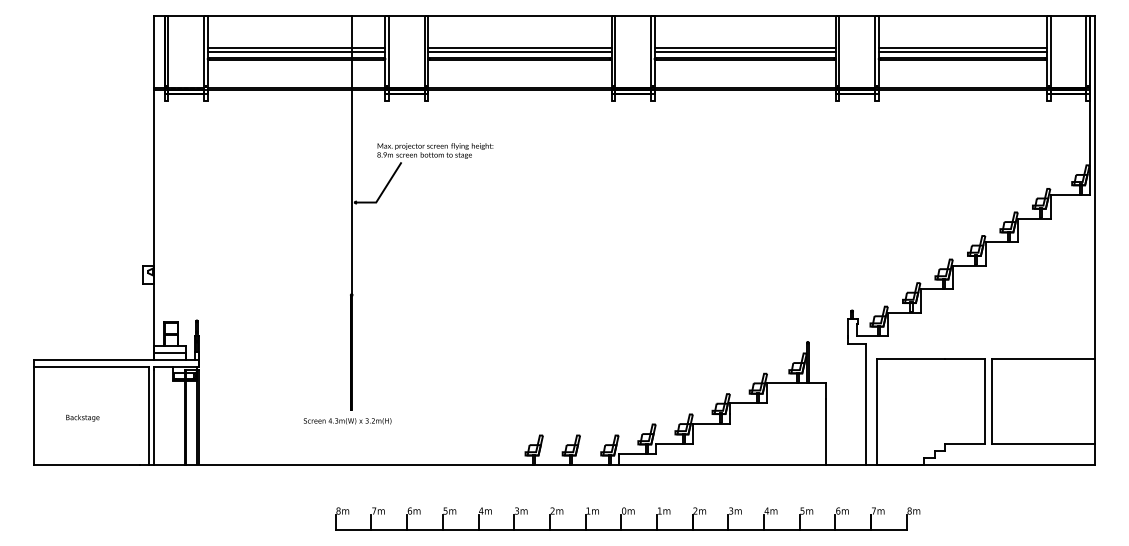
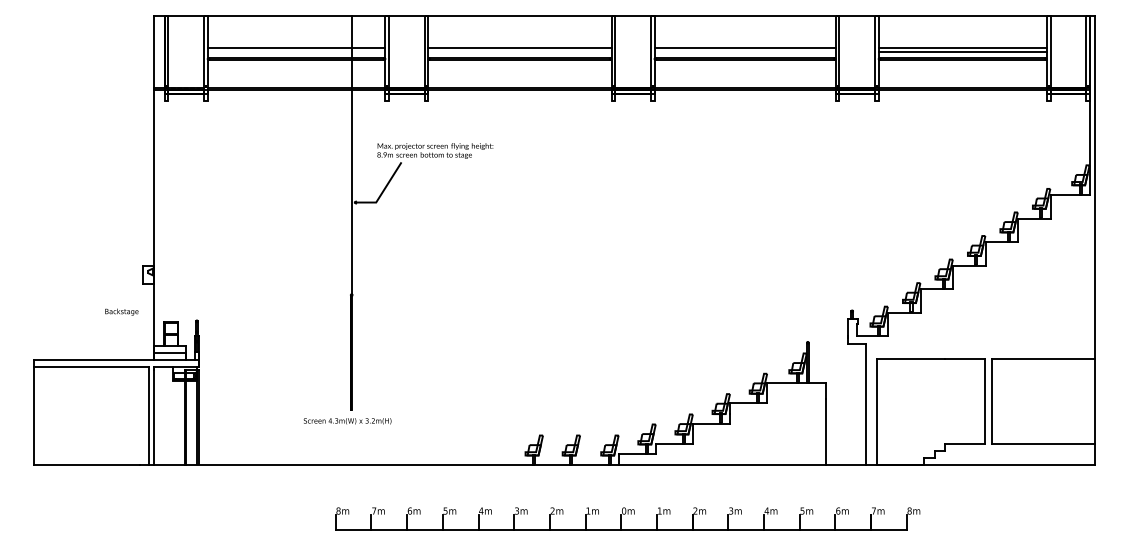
line: present -> none (296, 51)
line: present -> none (519, 51)
line: present -> none (744, 51)
text position: (82, 417) -> (121, 311) (121, 311)
